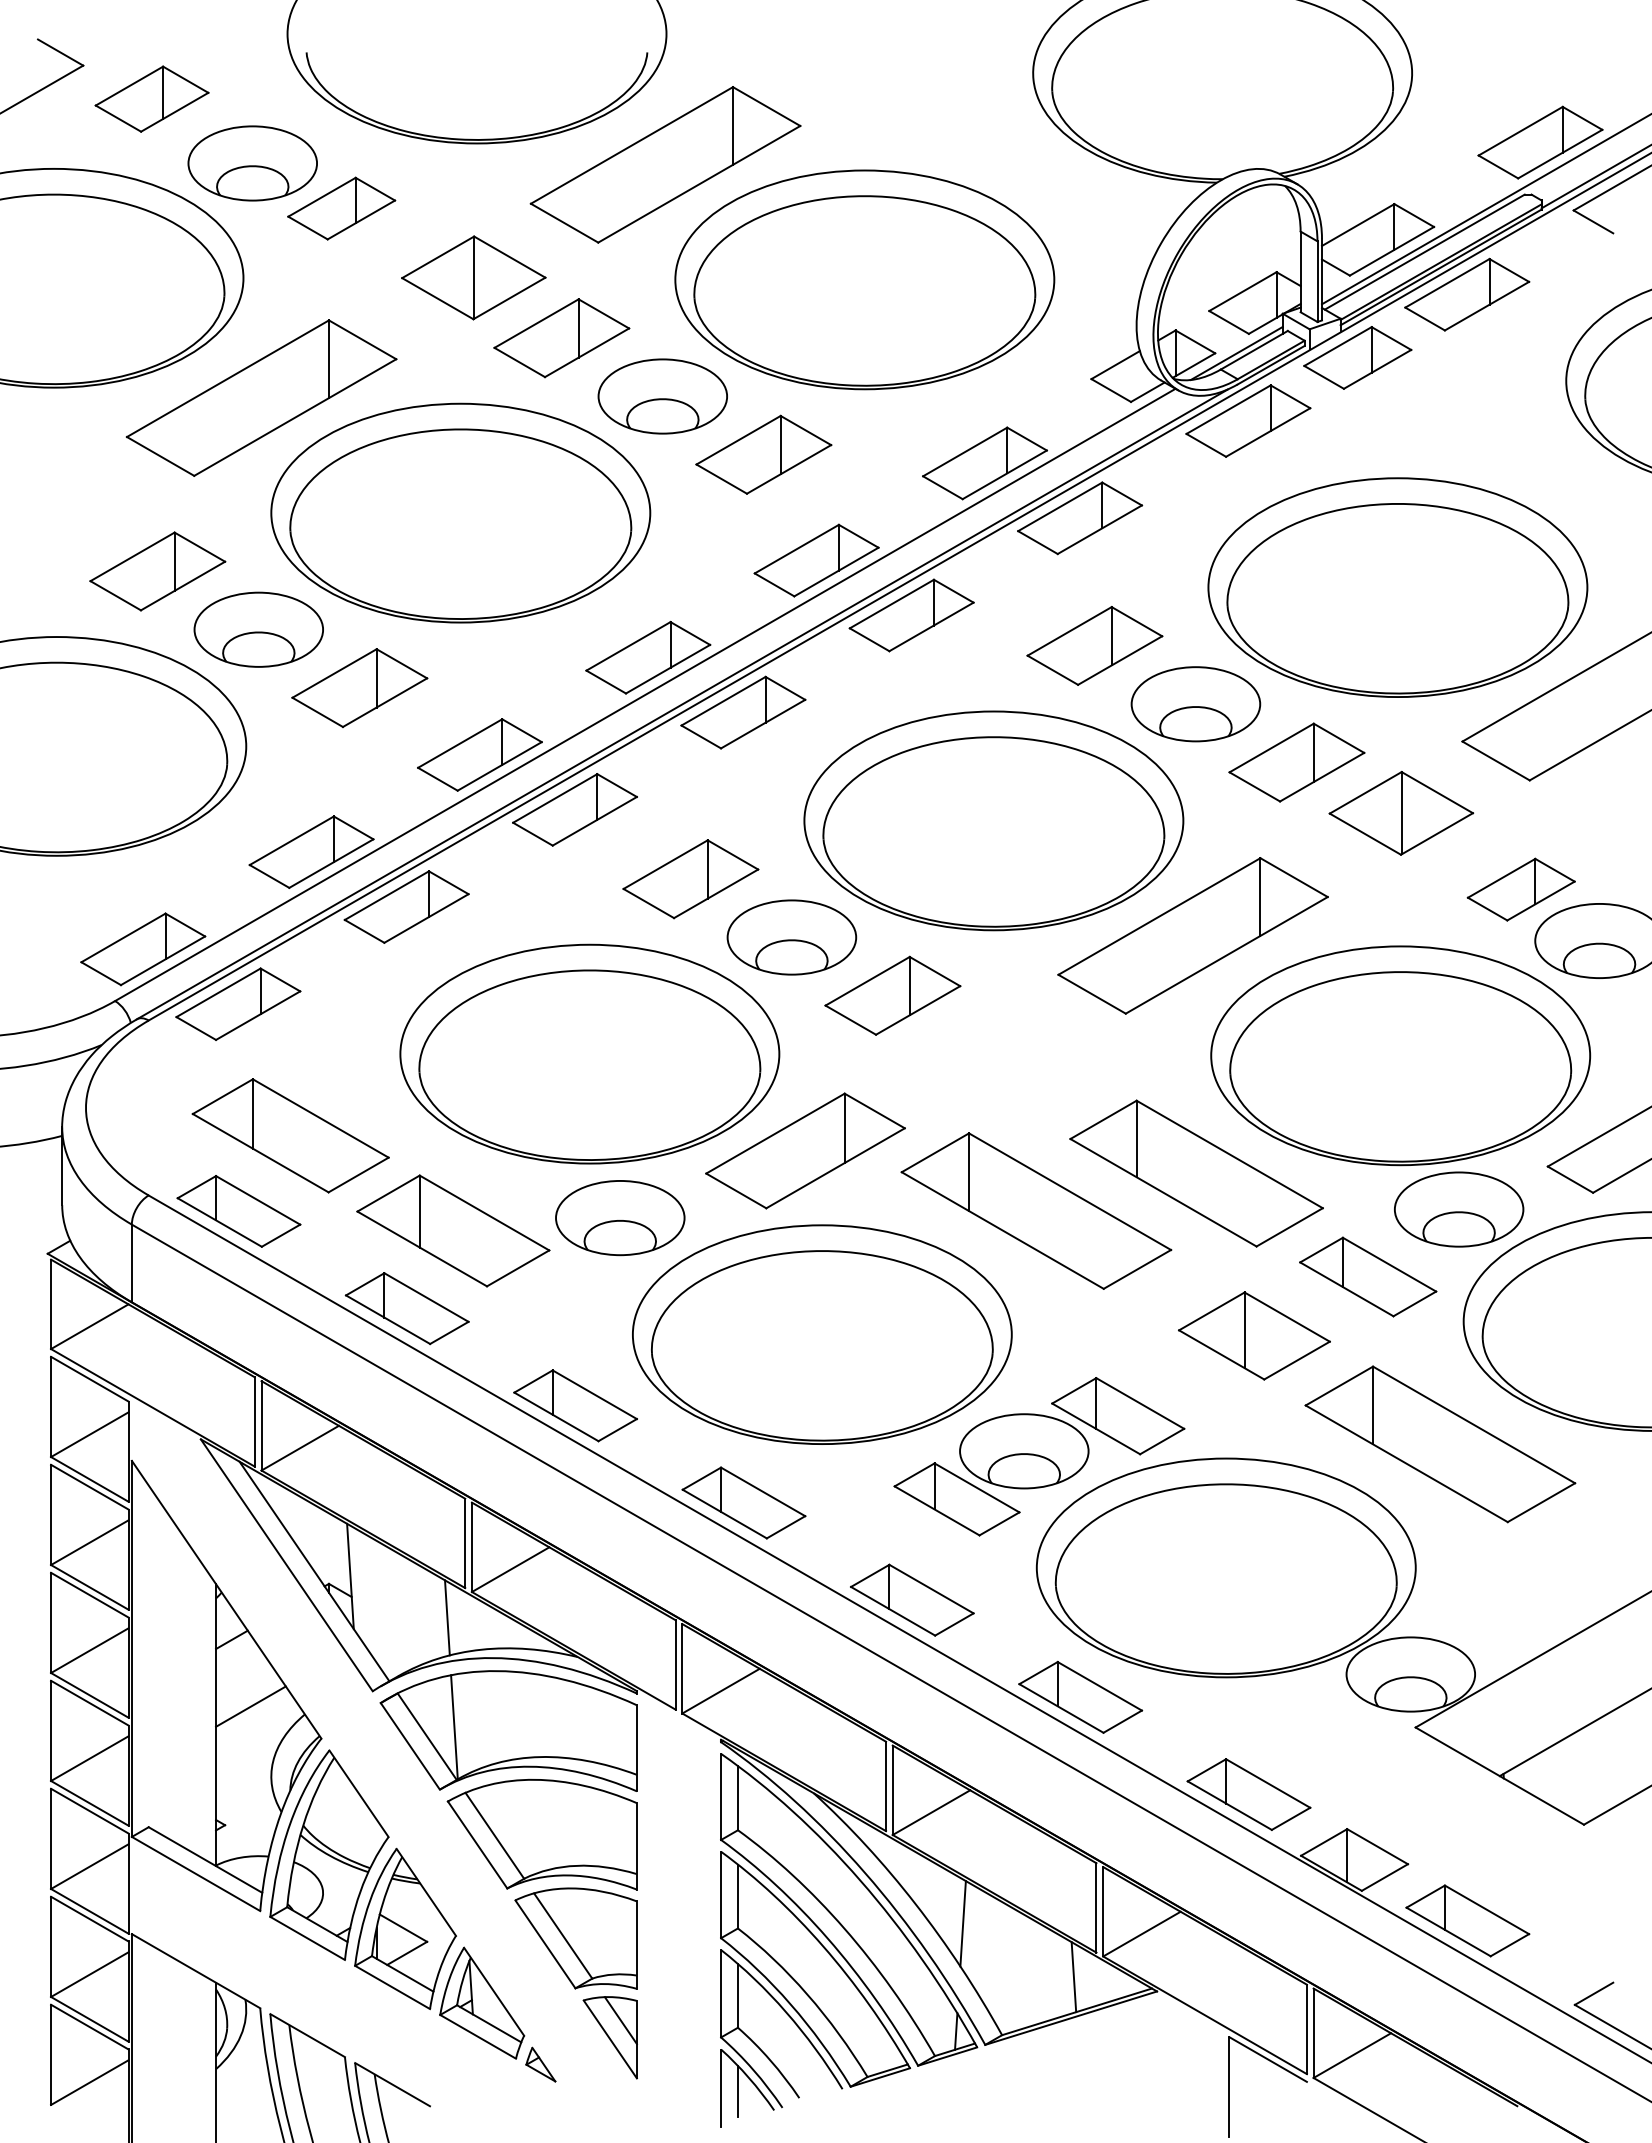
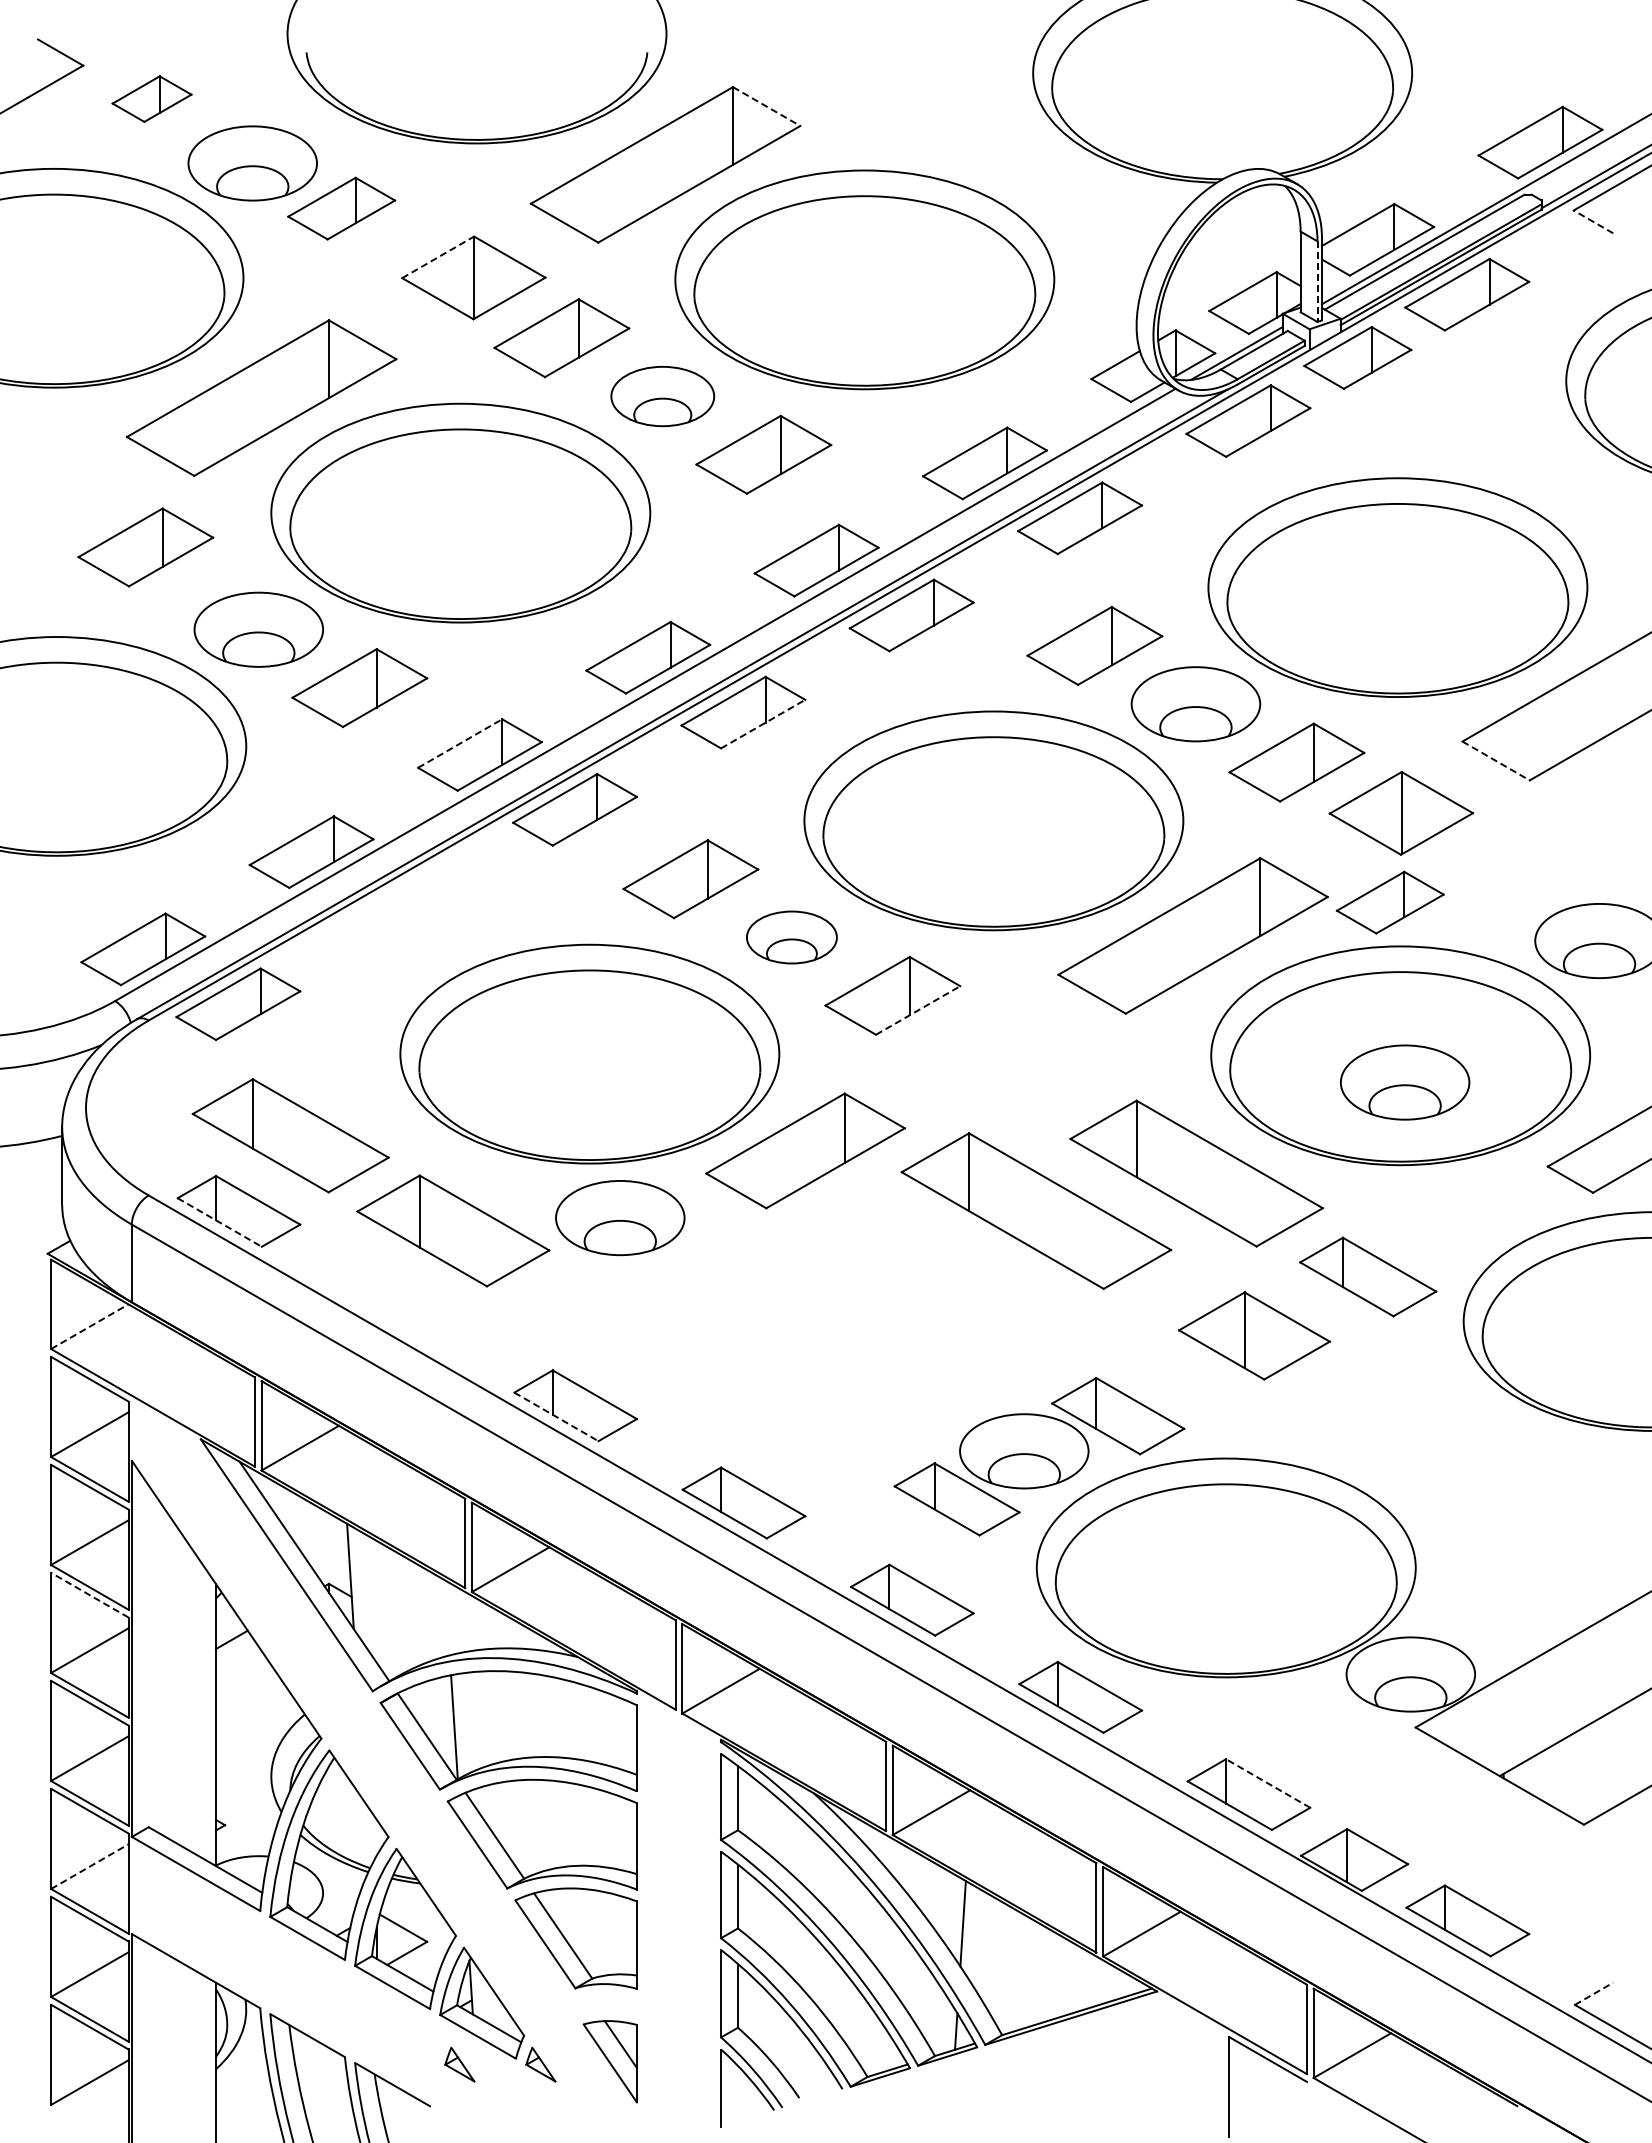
part size: 116x68 px -> 82x48 px (151, 98)
line: solid -> dashed (766, 106)
line: solid -> dashed (1593, 221)
line: solid -> dashed (438, 257)
line: solid -> dashed (1317, 282)
part size: 131x77 px -> 106x63 px (662, 396)
part position: (157, 571) -> (145, 547) (145, 547)
line: solid -> dashed (763, 724)
line: solid -> dashed (460, 743)
line: solid -> dashed (1496, 760)
part position: (1520, 889) -> (1389, 902) (1389, 902)
part: present -> none (406, 906)
part size: 132x77 px -> 92x55 px (791, 937)
line: solid -> dashed (918, 1010)
part position: (1459, 1209) -> (1405, 1082) (1405, 1082)
line: solid -> dashed (219, 1222)
part: present -> none (406, 1308)
line: solid -> dashed (89, 1326)
part: present -> none (822, 1334)
line: solid -> dashed (556, 1416)
part: present -> none (1440, 1444)
line: solid -> dashed (89, 1595)
line: present -> none (447, 1617)
line: present -> none (250, 1706)
line: solid -> dashed (1268, 1783)
line: solid -> dashed (89, 1866)
line: present -> none (1073, 1977)
line: solid -> dashed (1594, 1993)
part position: (609, 2037) -> (609, 2061) (609, 2061)
part: none -> present (459, 2064)
line: present -> none (737, 2091)
